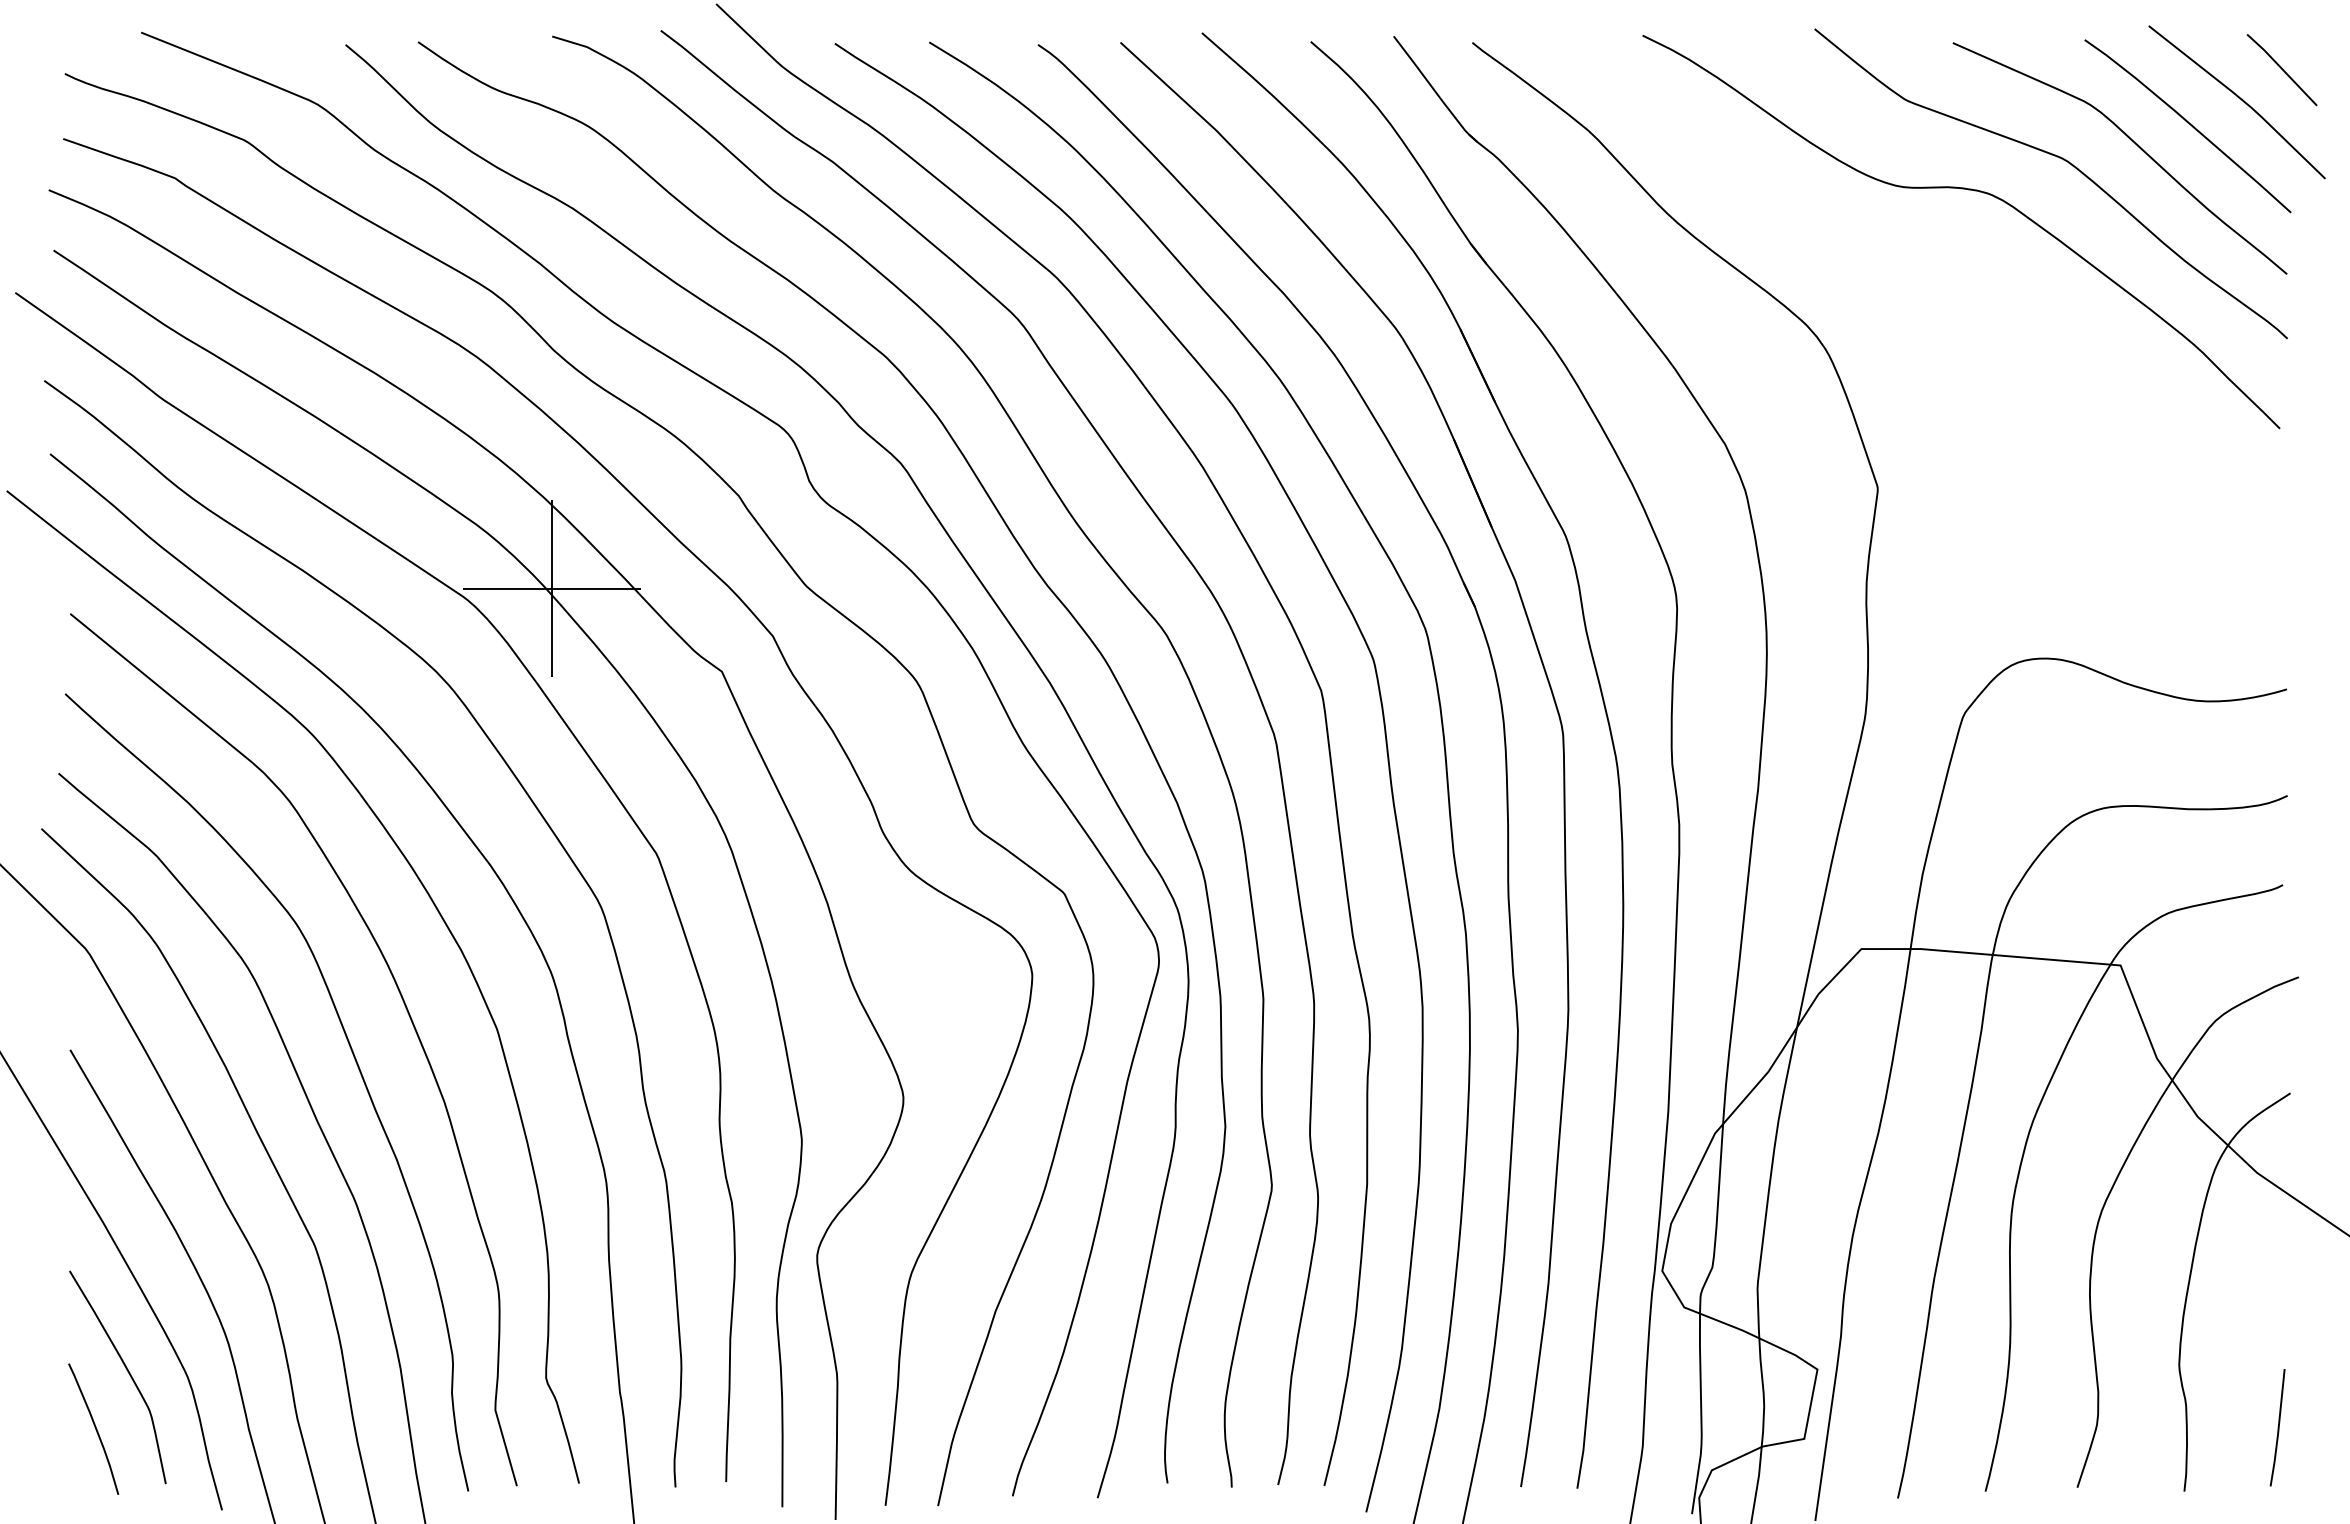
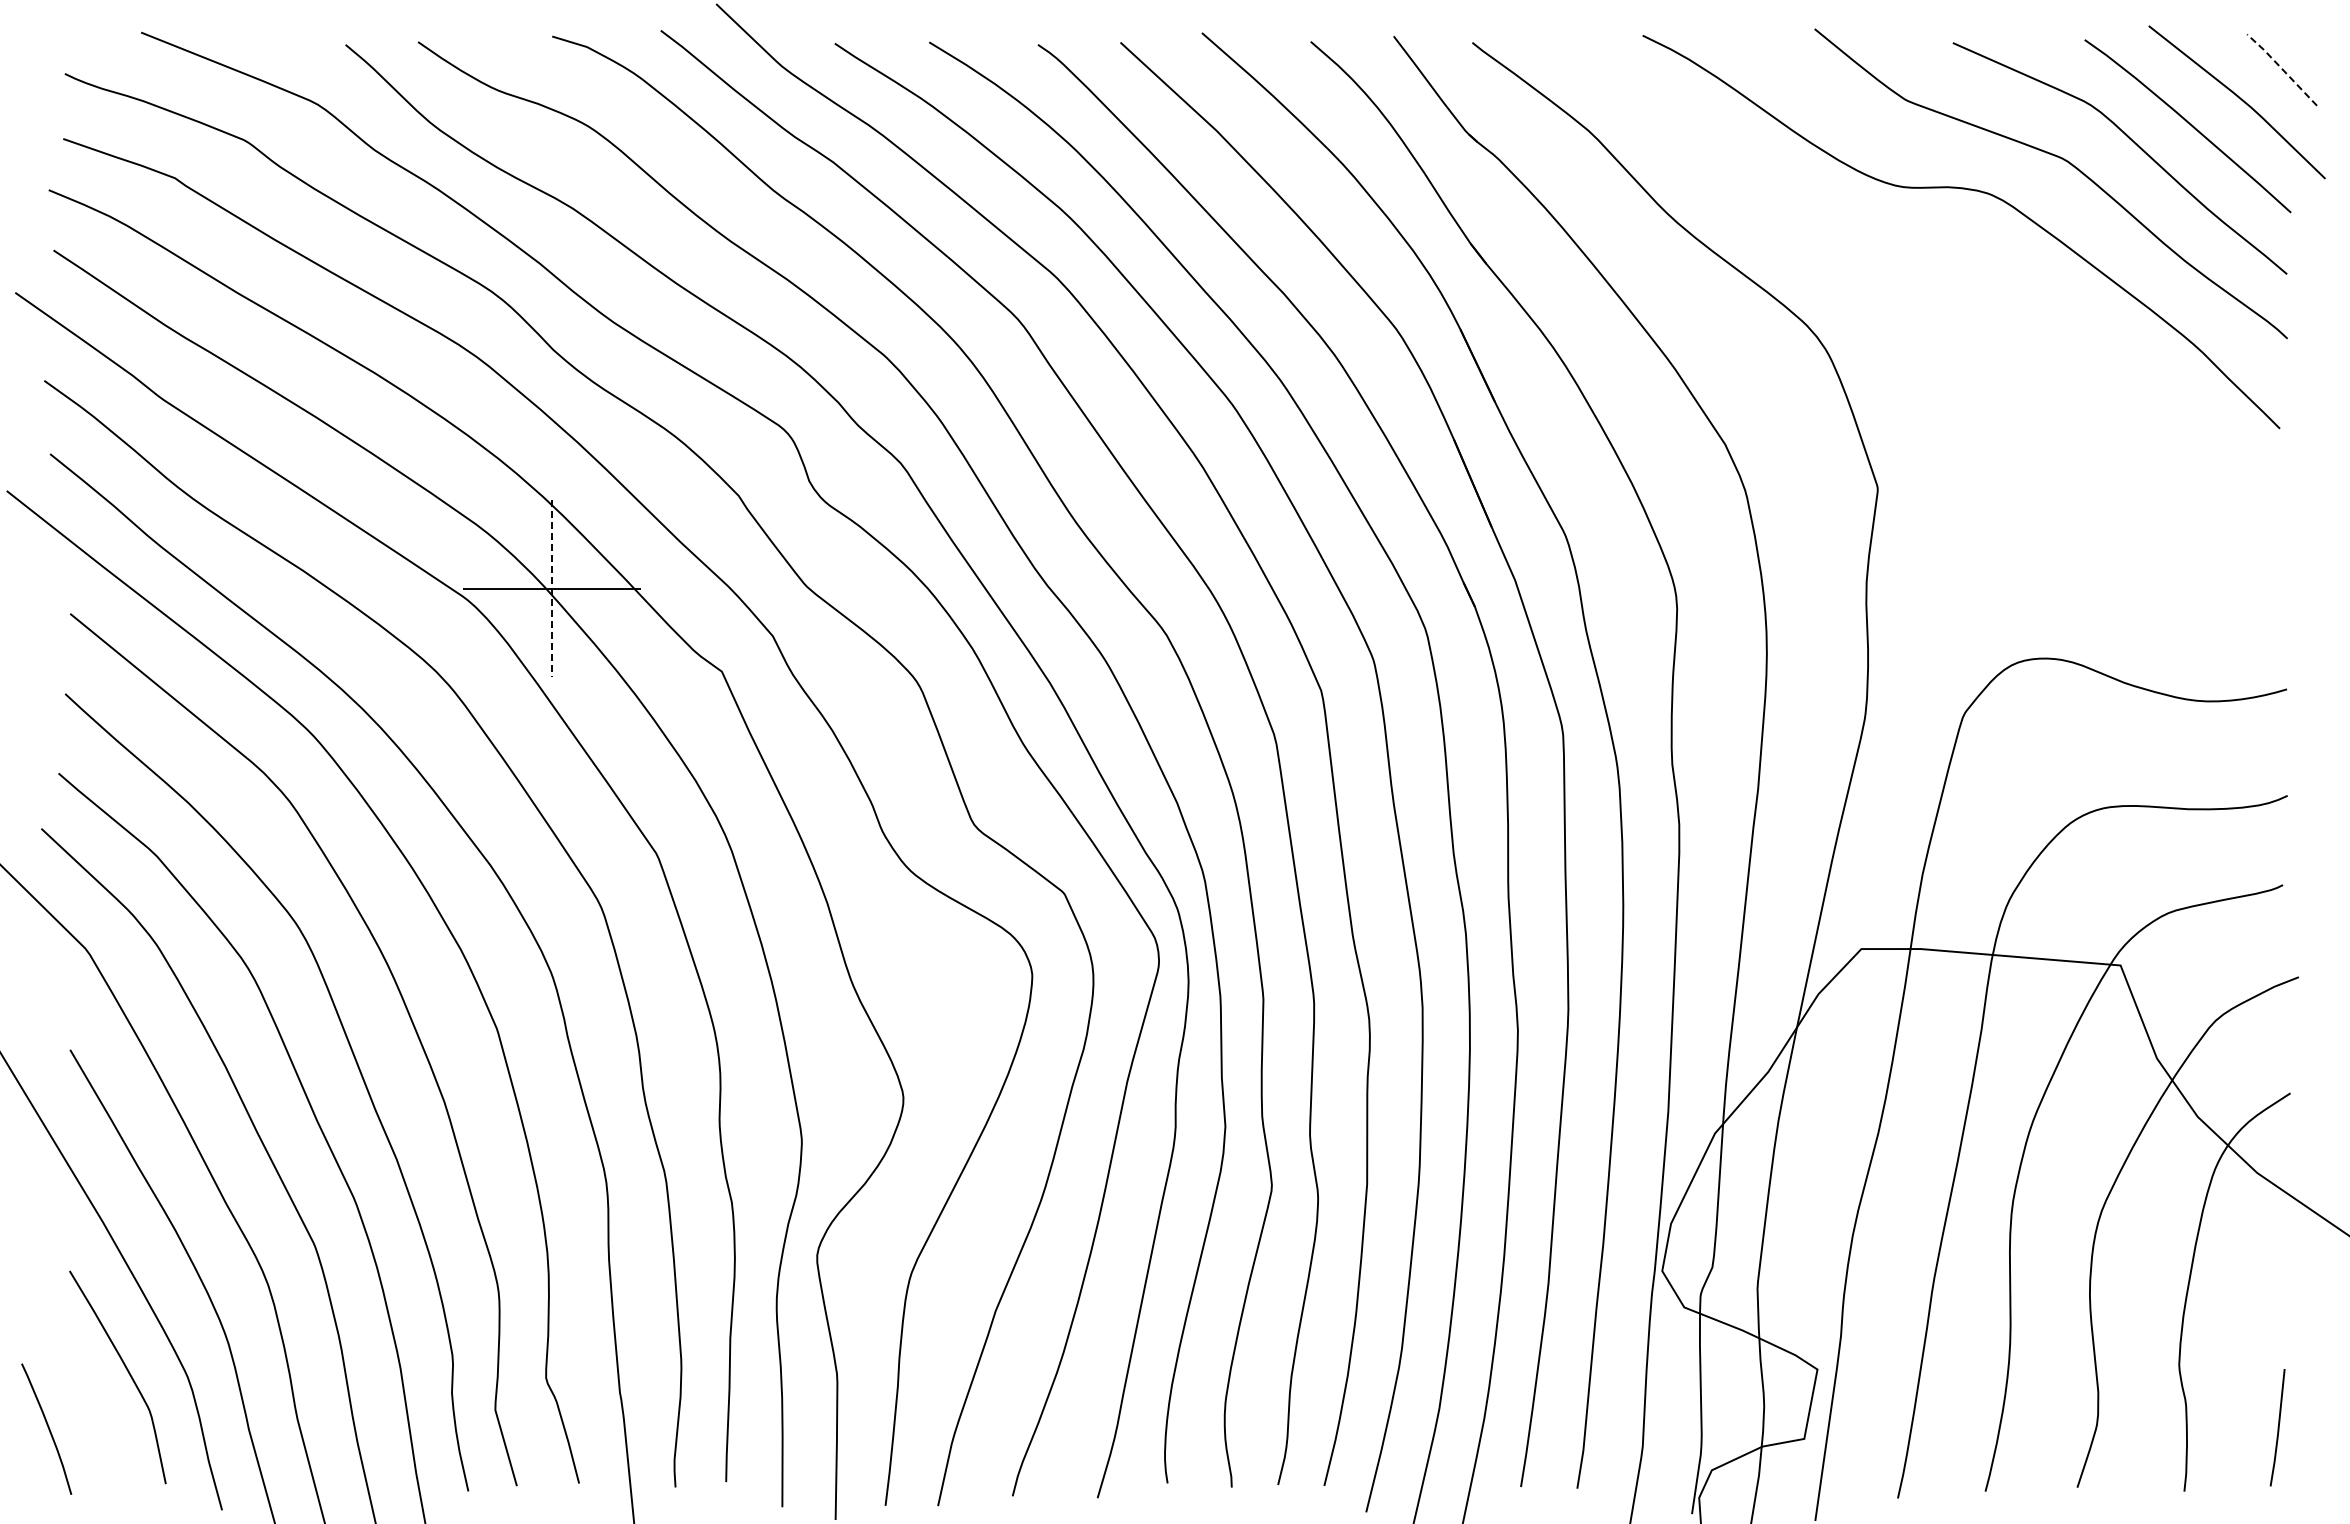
line: solid -> dashed (2281, 68)
line: solid -> dashed (552, 588)
curve position: (94, 1427) -> (47, 1427) (47, 1427)
